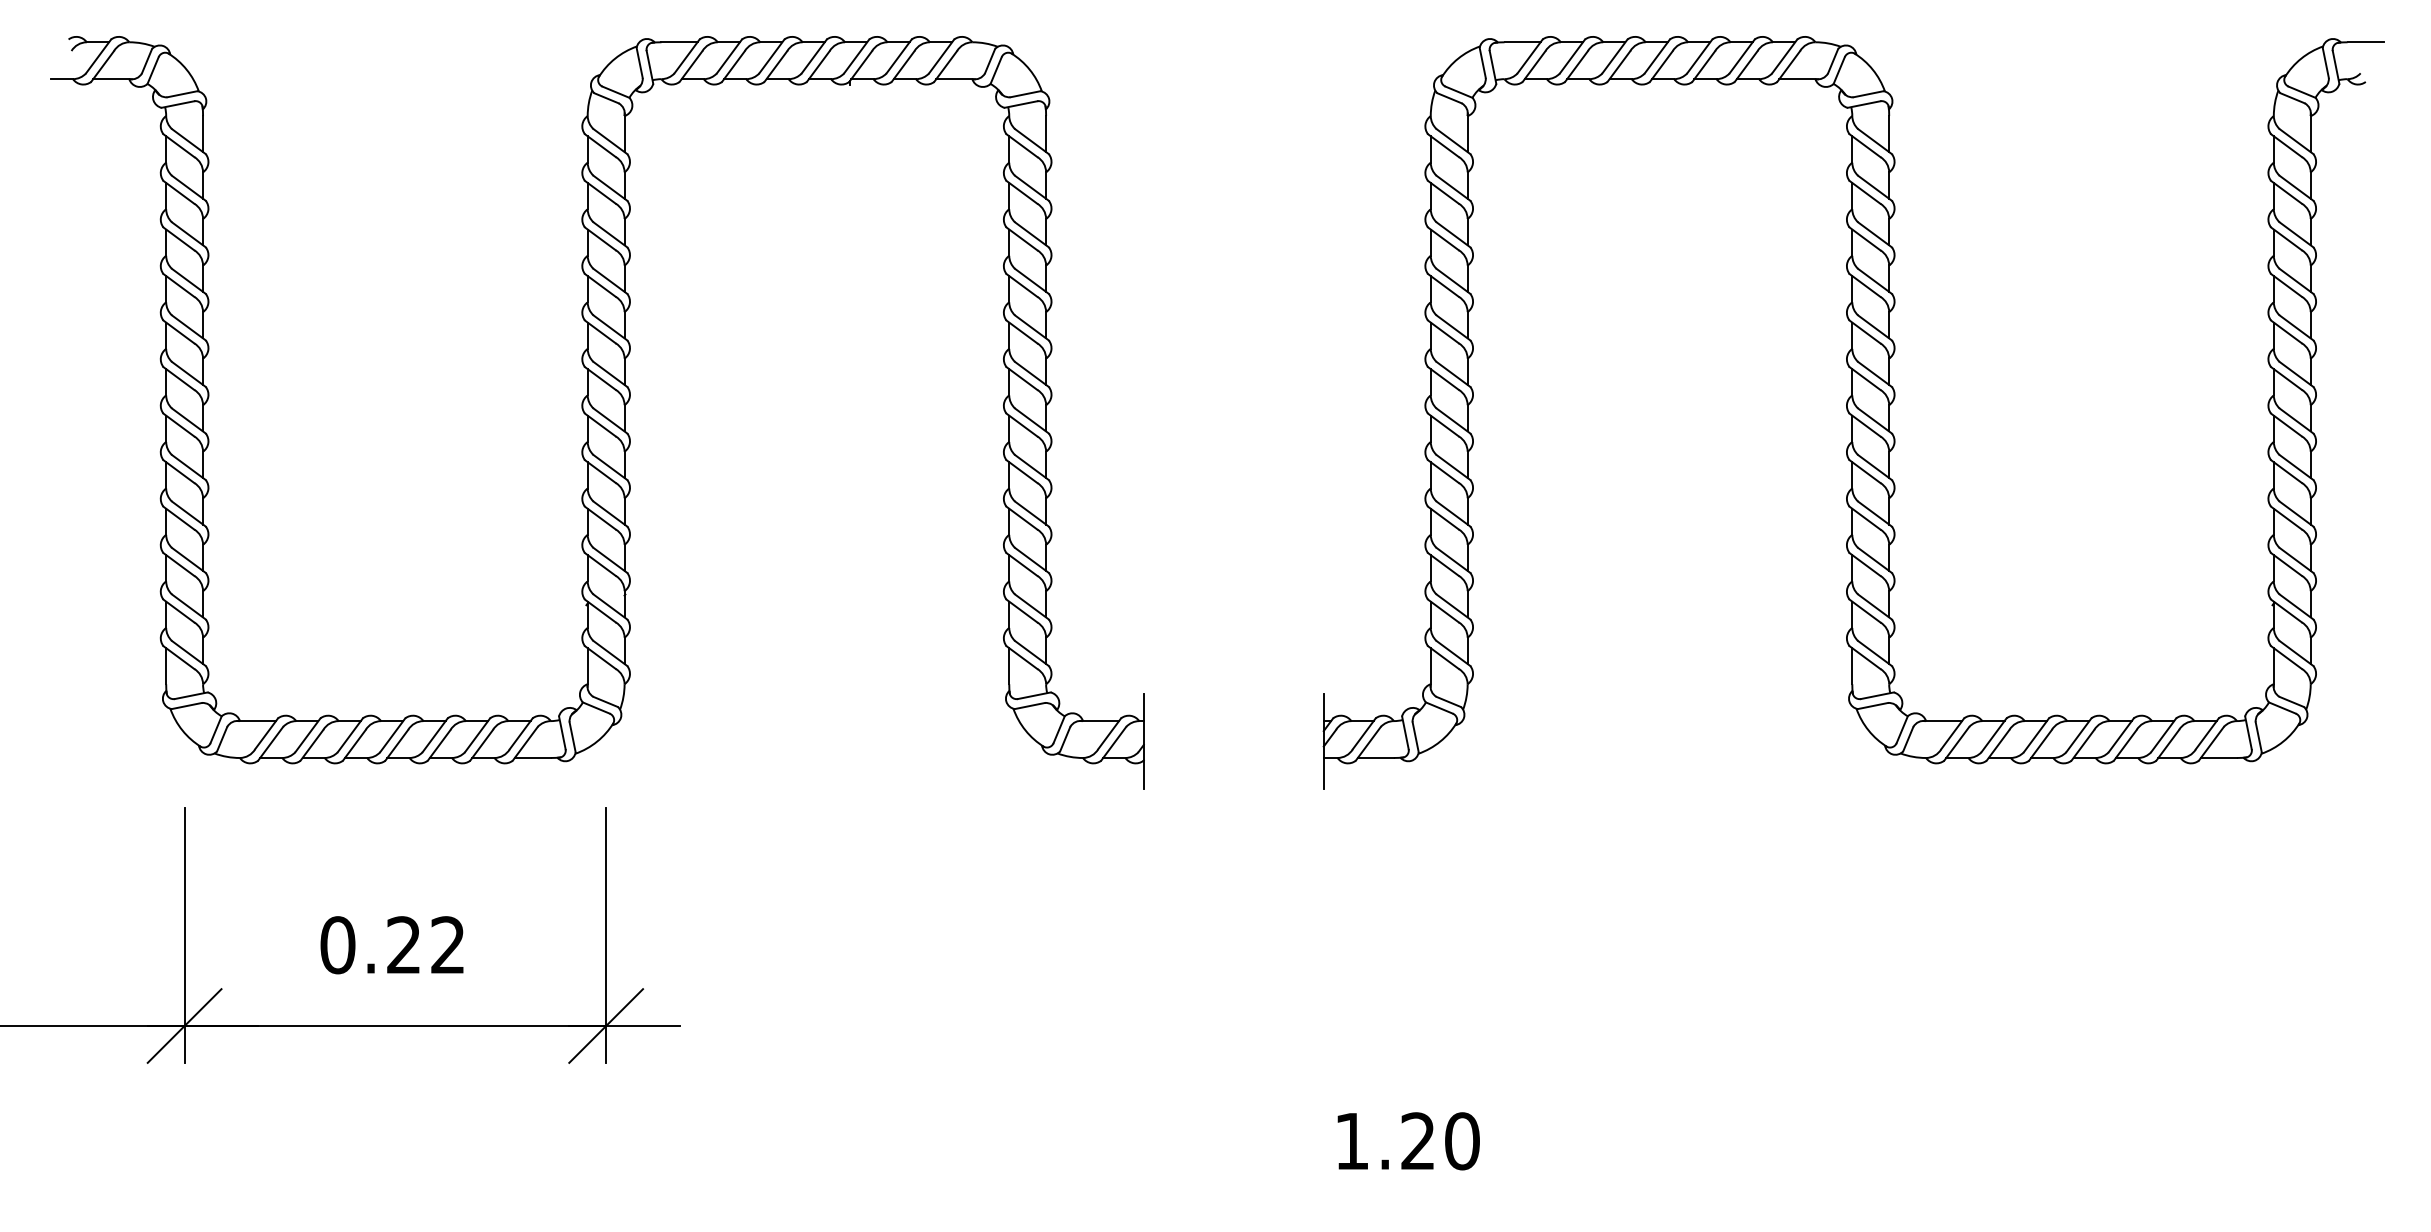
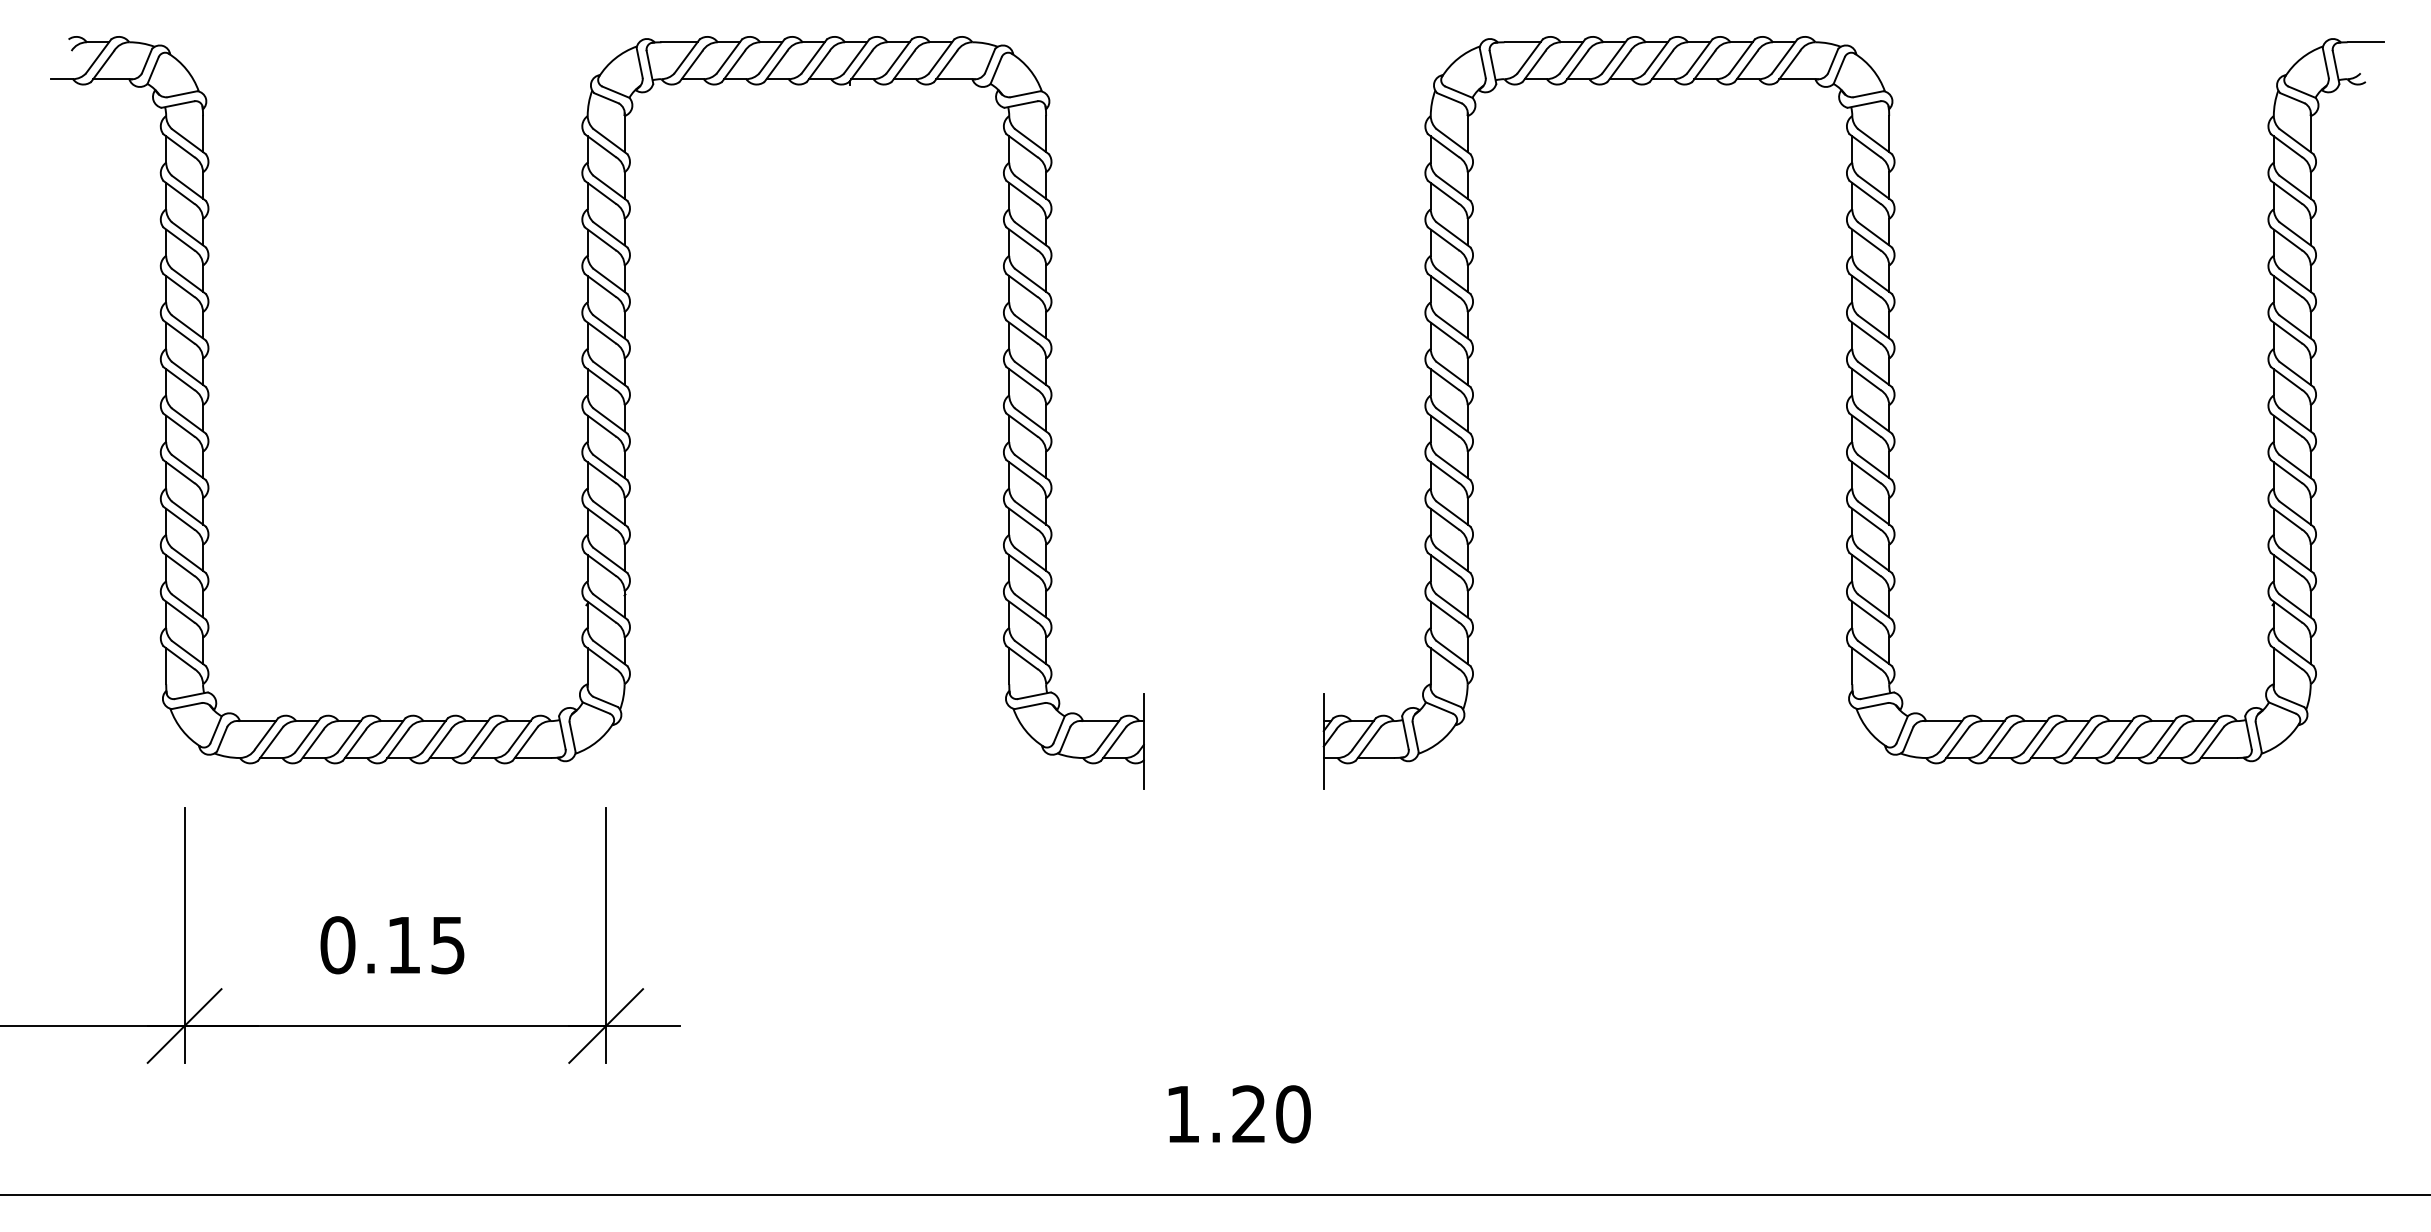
text: 0.22 -> 0.15 (425, 945)
text position: (1408, 1141) -> (1239, 1114) (1239, 1114)
line: none -> present (1214, 1195)
